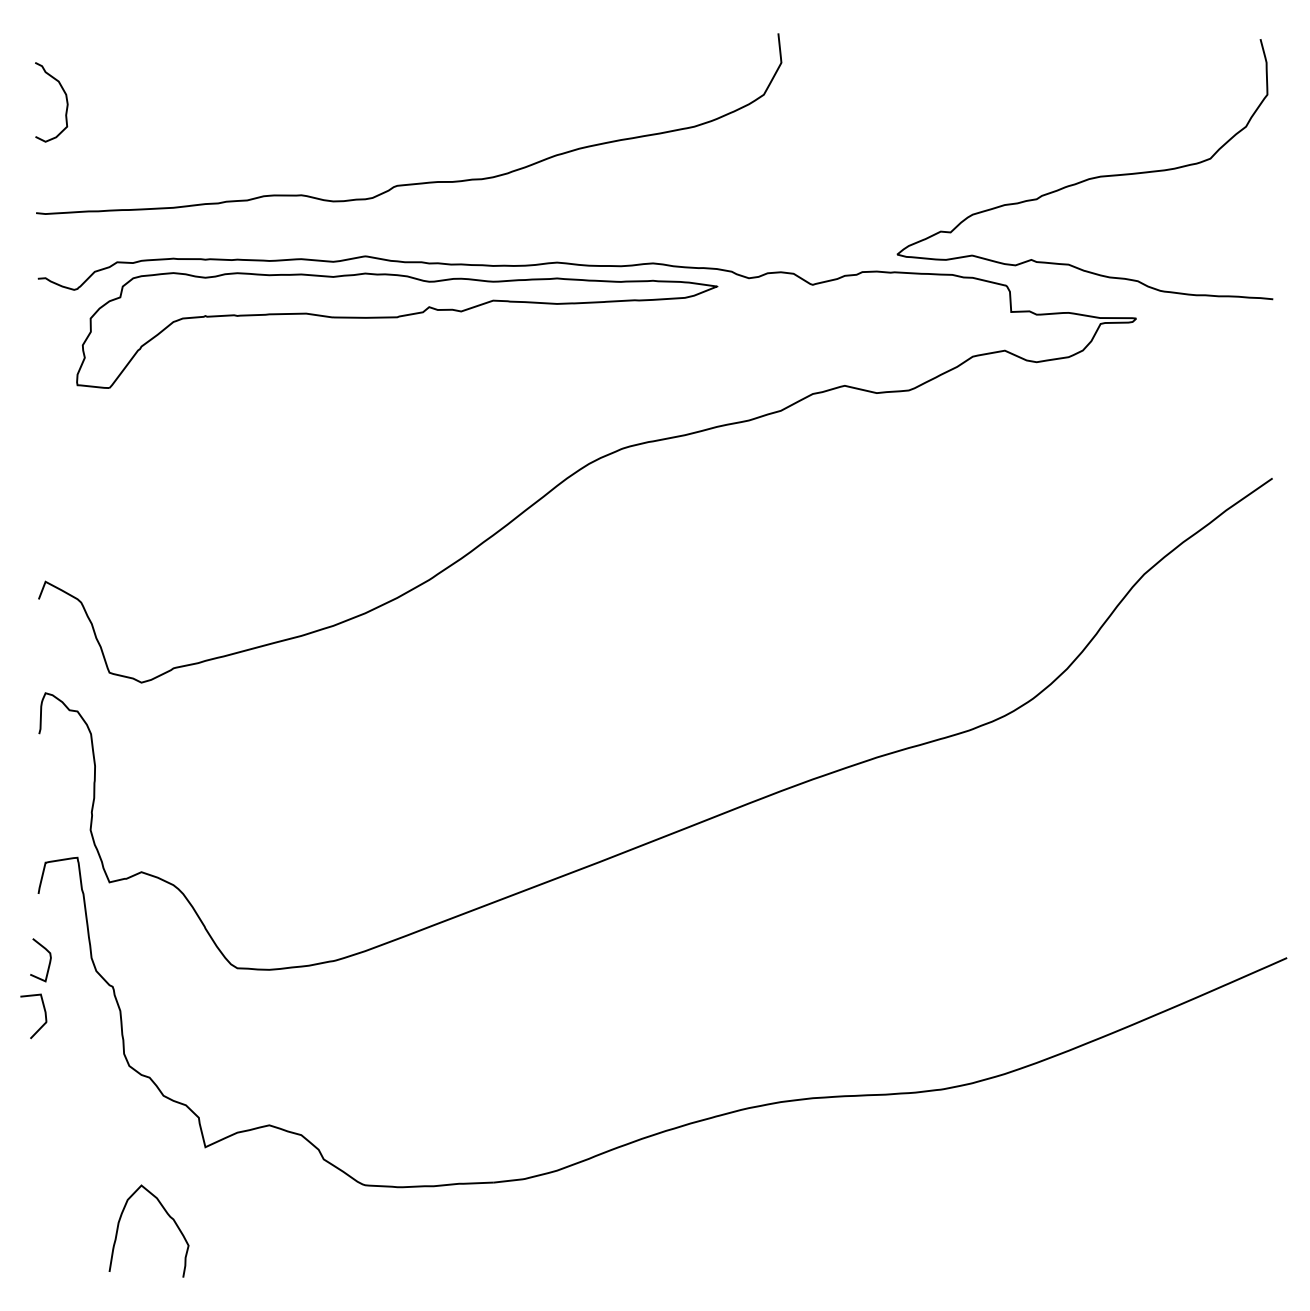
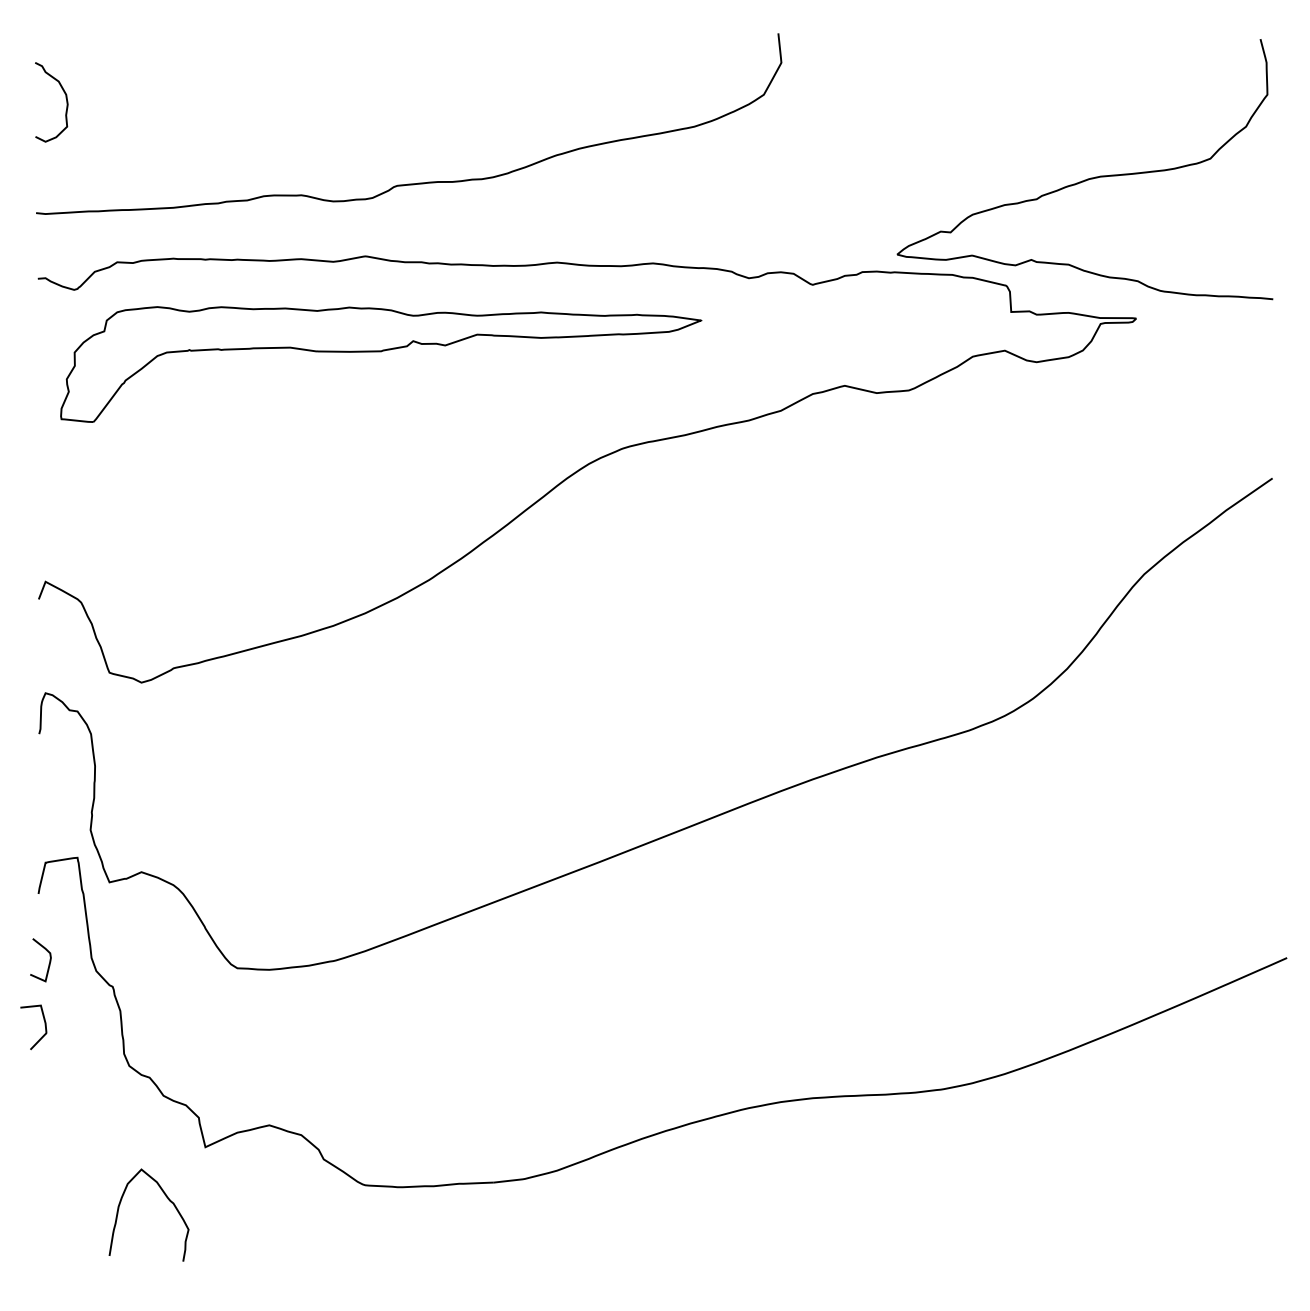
part position: (397, 318) -> (381, 352) (381, 352)
curve position: (44, 1014) -> (44, 1025) (44, 1025)
curve position: (167, 1215) -> (167, 1199) (167, 1199)
